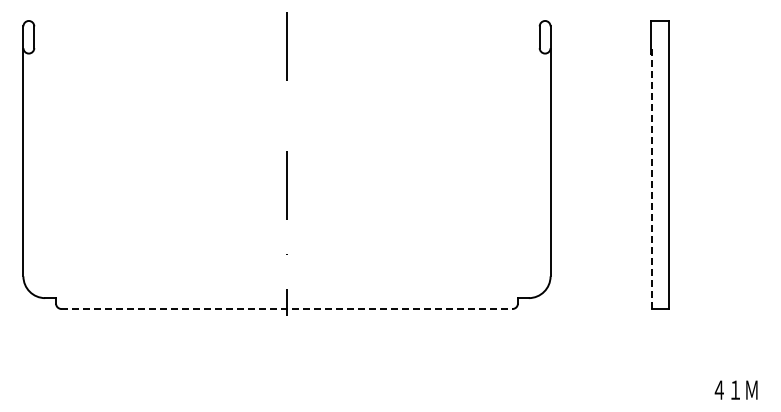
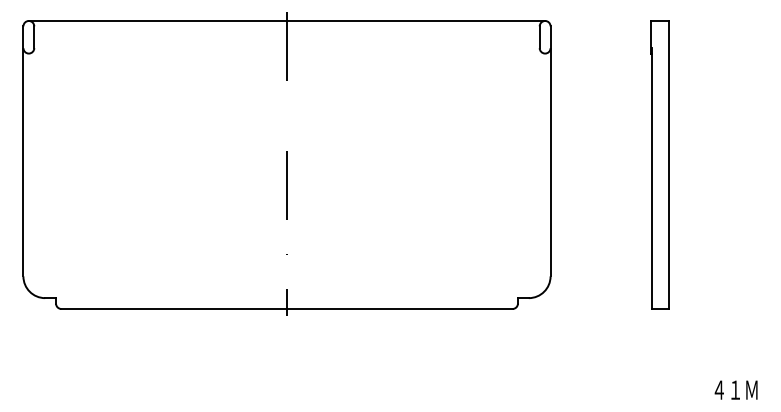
line: none -> present (286, 20)
line: dashed -> solid (652, 178)
line: dashed -> solid (287, 309)
